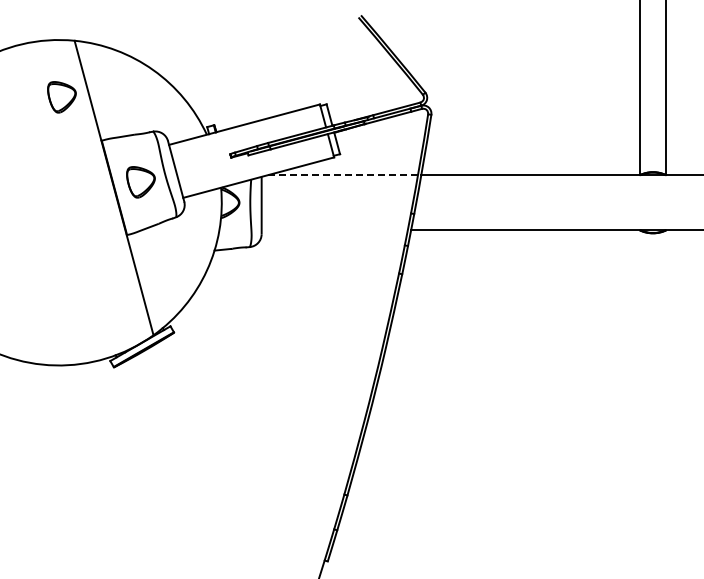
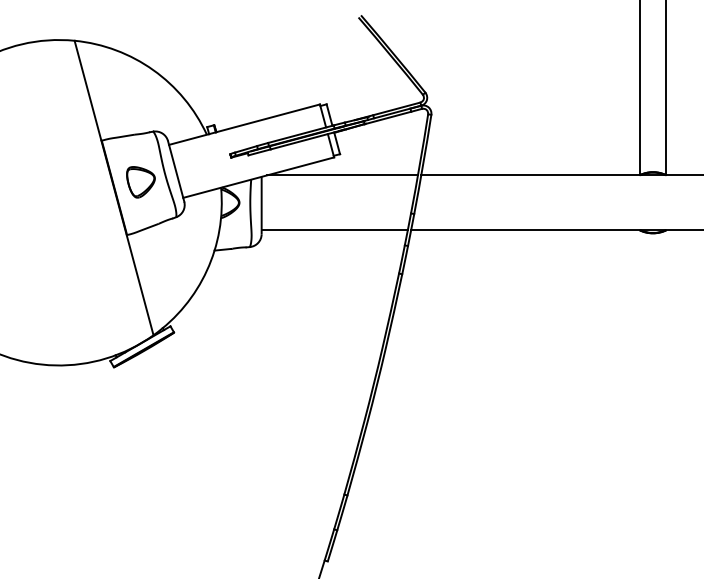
part: present -> none (61, 97)
line: dashed -> solid (342, 175)
line: none -> present (334, 230)
